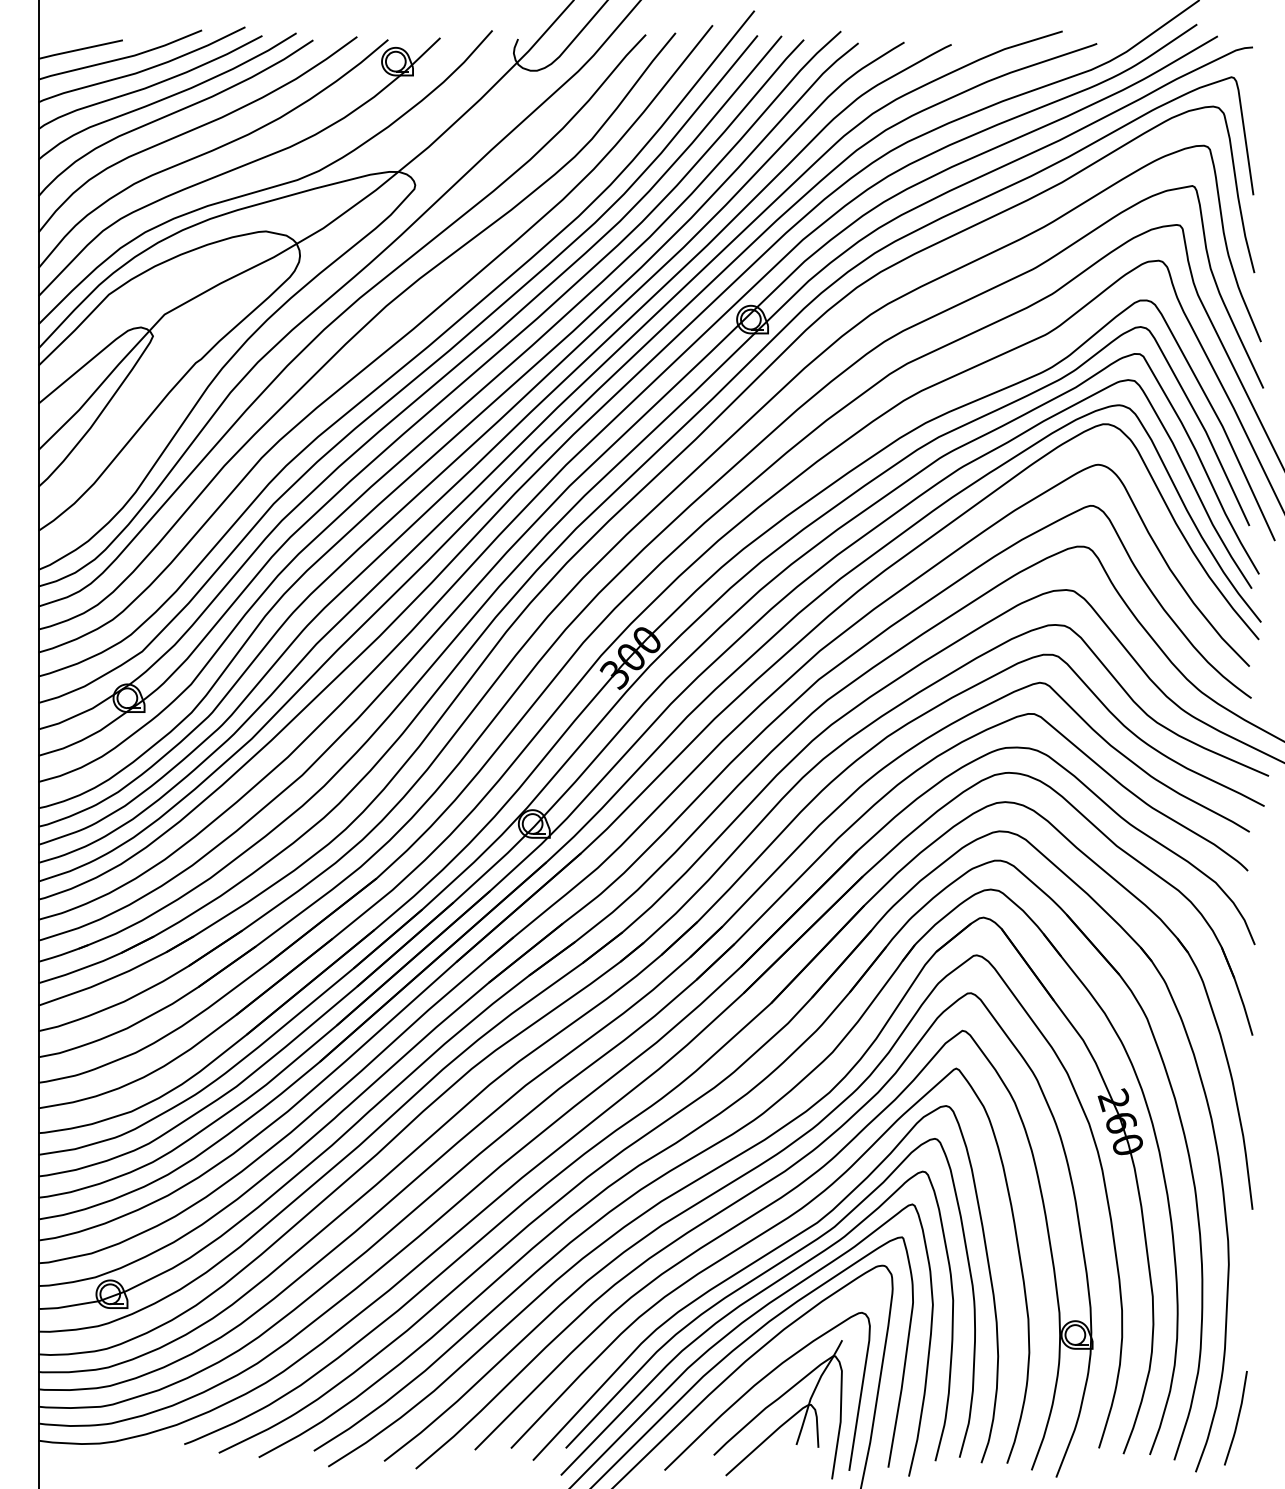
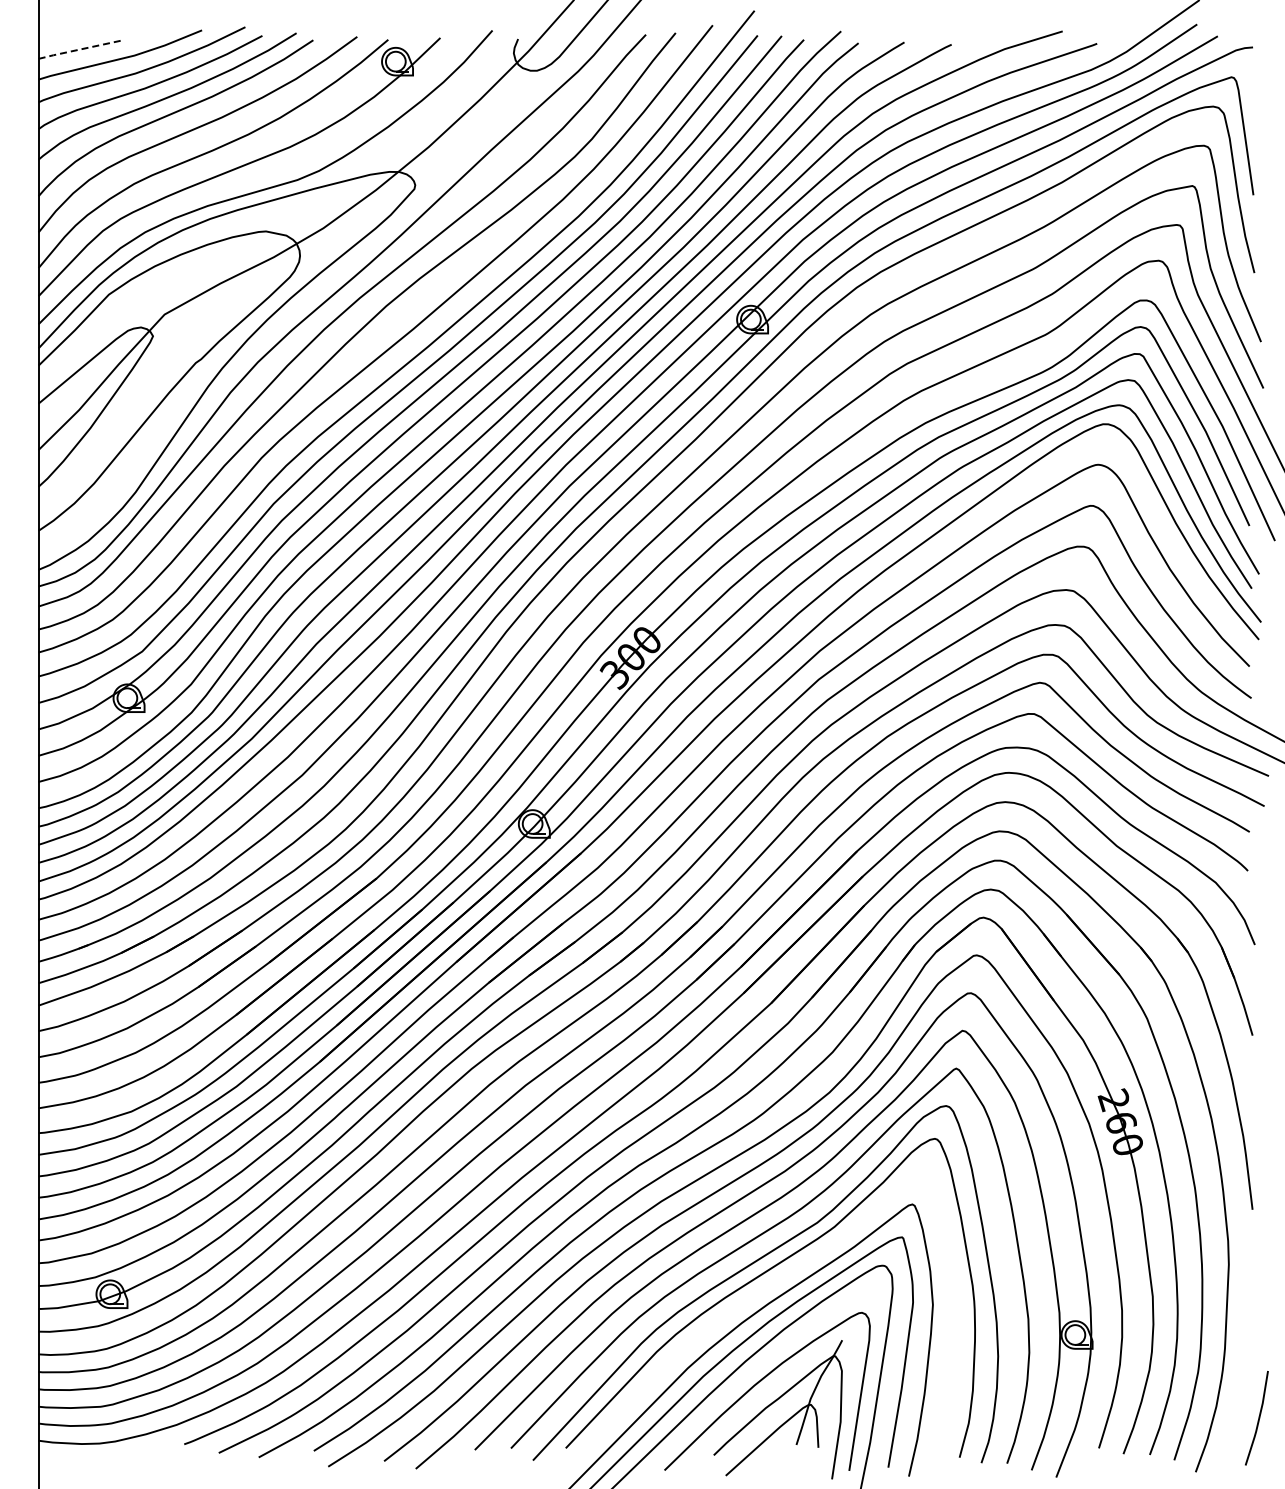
line: solid -> dashed (80, 49)
curve: present -> none (745, 1303)
line position: (1237, 1418) -> (1258, 1418) (1258, 1418)
